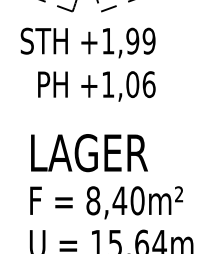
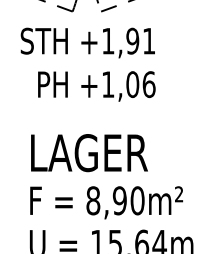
text: +1,99 -> +1,91 (148, 40)
text: 8,40m² -> 8,90m² (119, 200)
